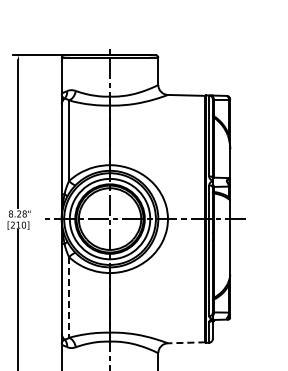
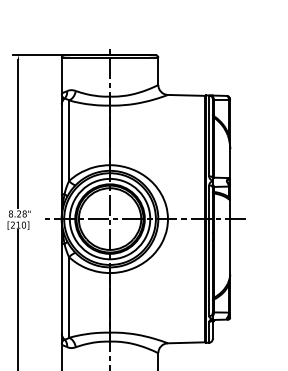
line: dashed -> solid (69, 297)
line: dashed -> solid (186, 342)
